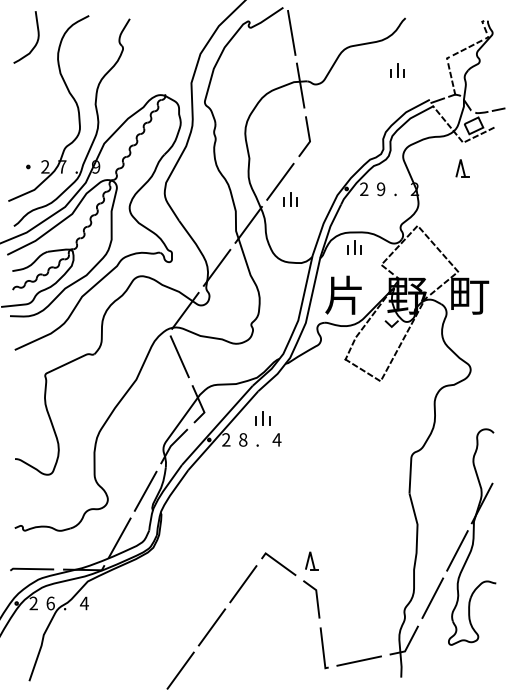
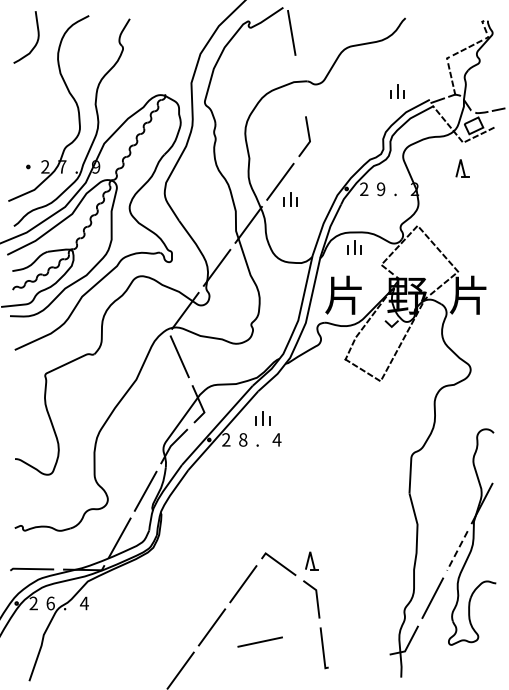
part position: (397, 70) -> (397, 91) (397, 91)
line: present -> none (300, 85)
text: 町 -> 片 (469, 294)
line: solid -> dashed (457, 551)
line position: (358, 660) -> (259, 641) (259, 641)
